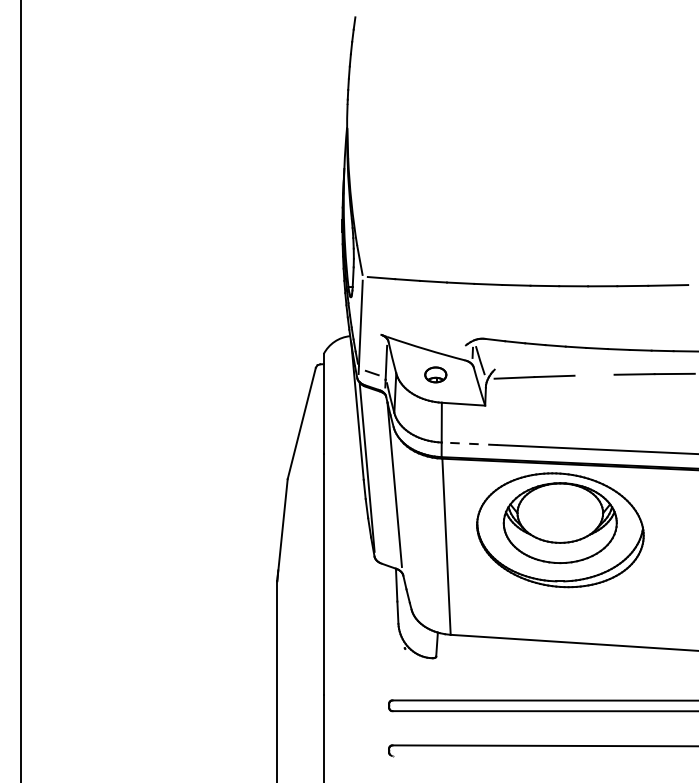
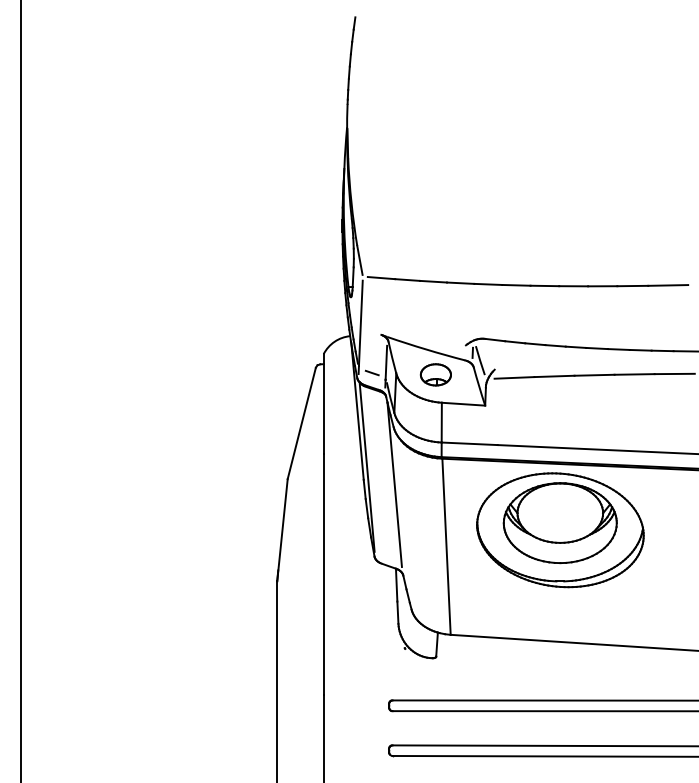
part size: 24x18 px -> 33x24 px (435, 374)
line: none -> present (594, 374)
line: dashed -> solid (469, 443)
line: none -> present (543, 755)
